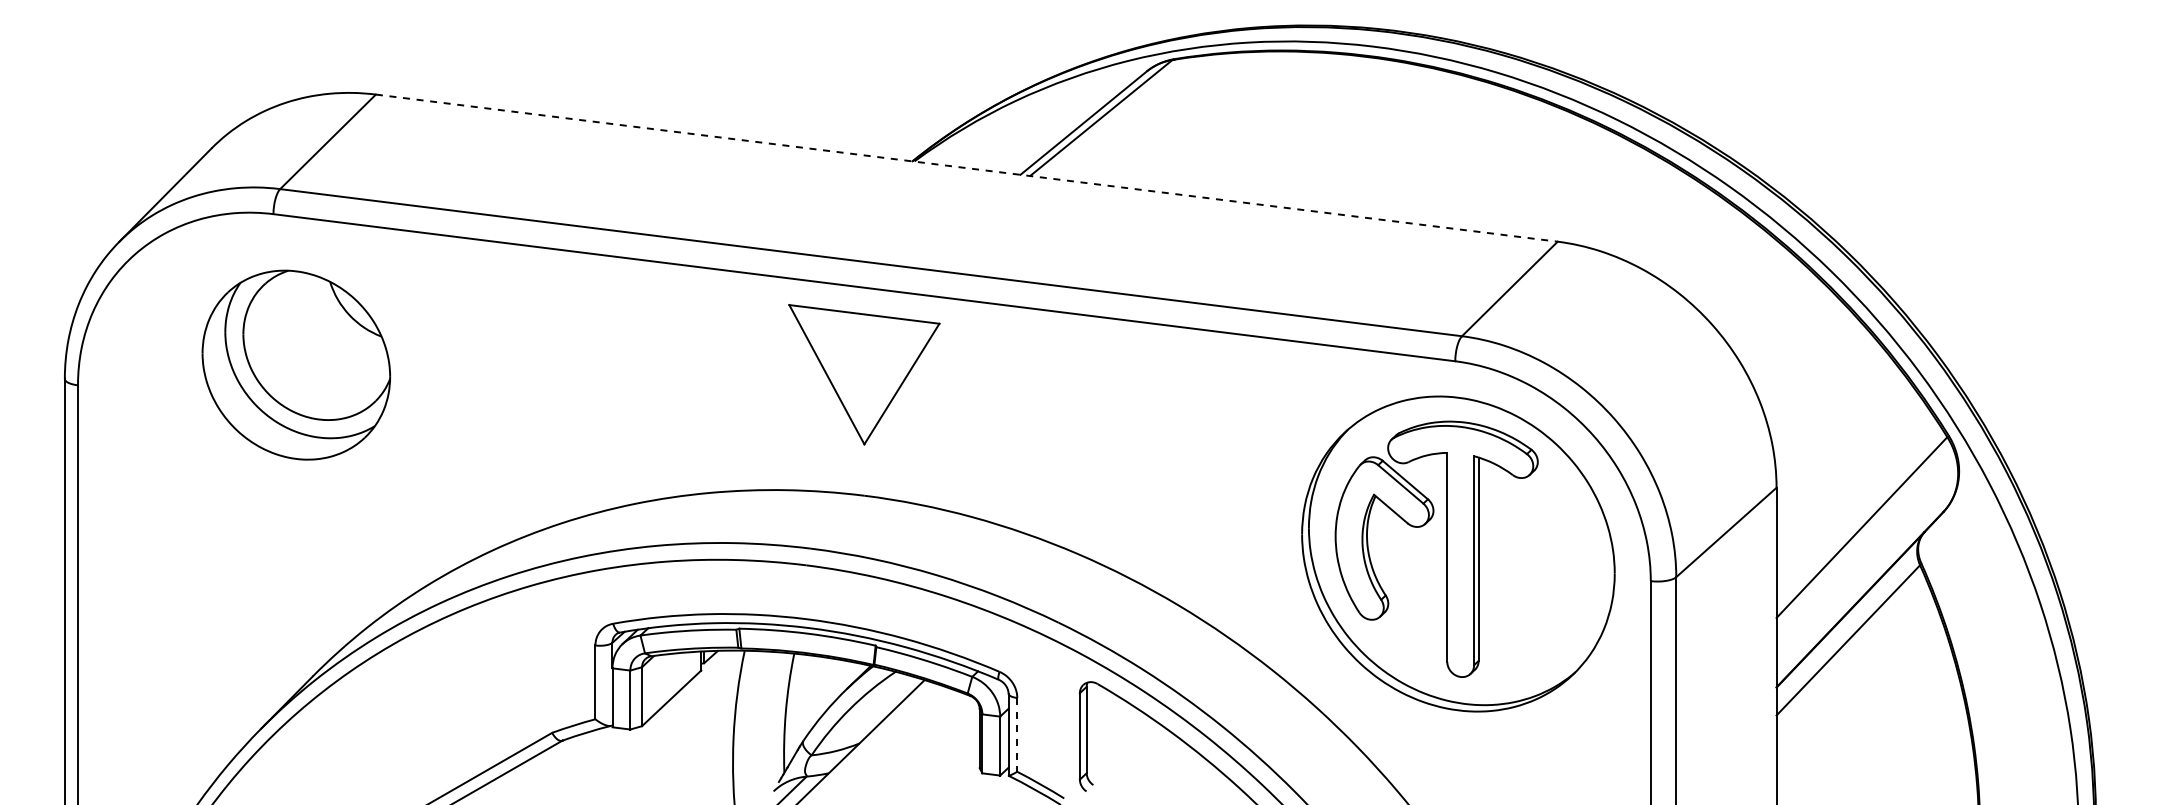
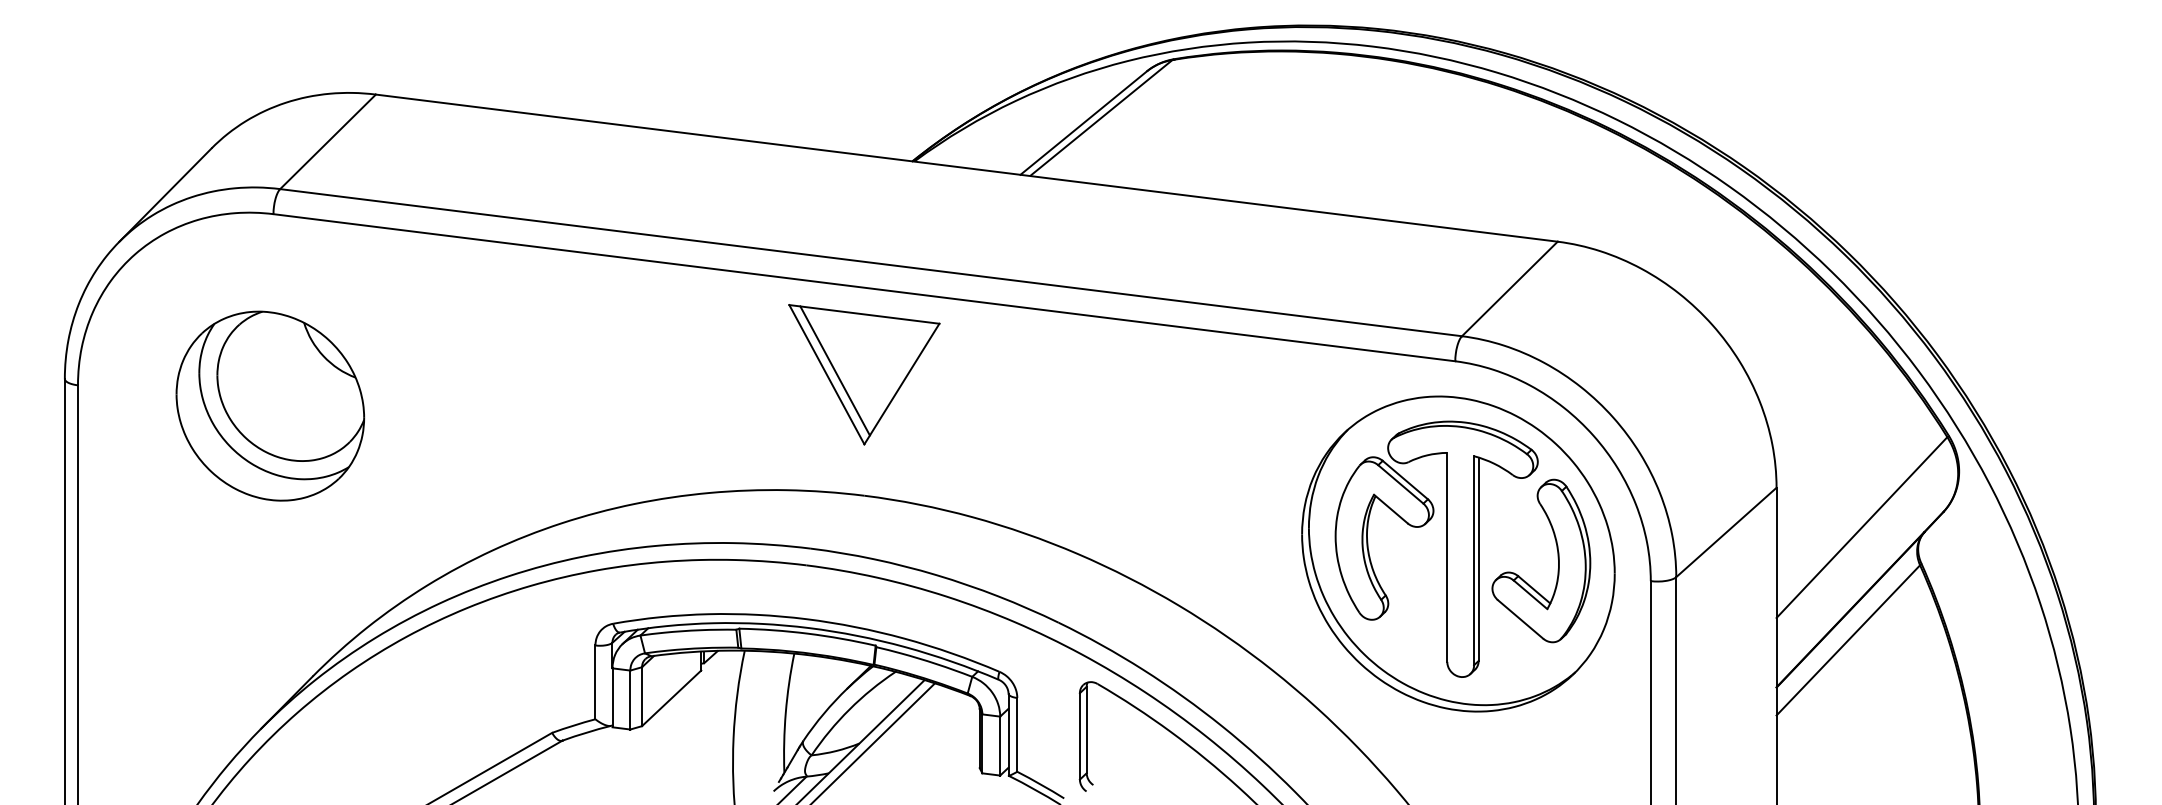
line: dashed -> solid (967, 168)
part position: (296, 364) -> (270, 405) (270, 405)
line: none -> present (834, 370)
part: none -> present (1557, 558)
line: dashed -> solid (1017, 734)
line: none -> present (873, 742)
